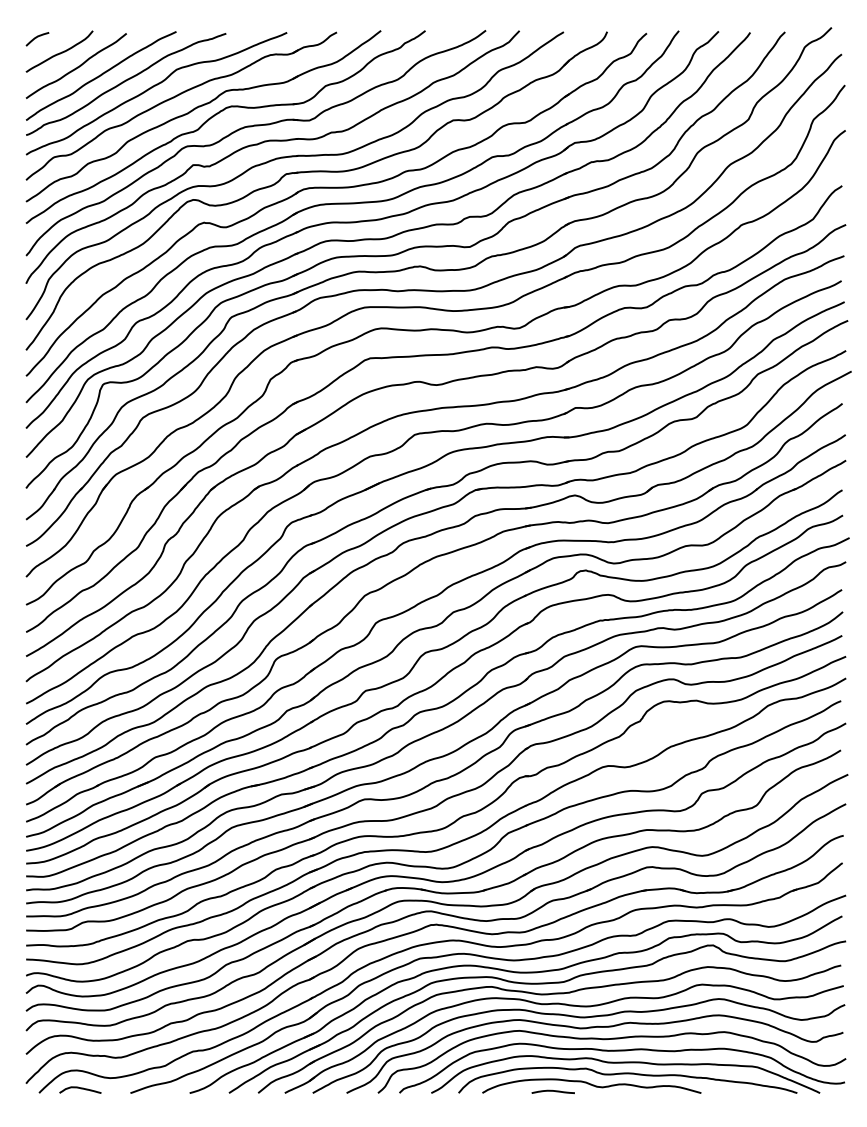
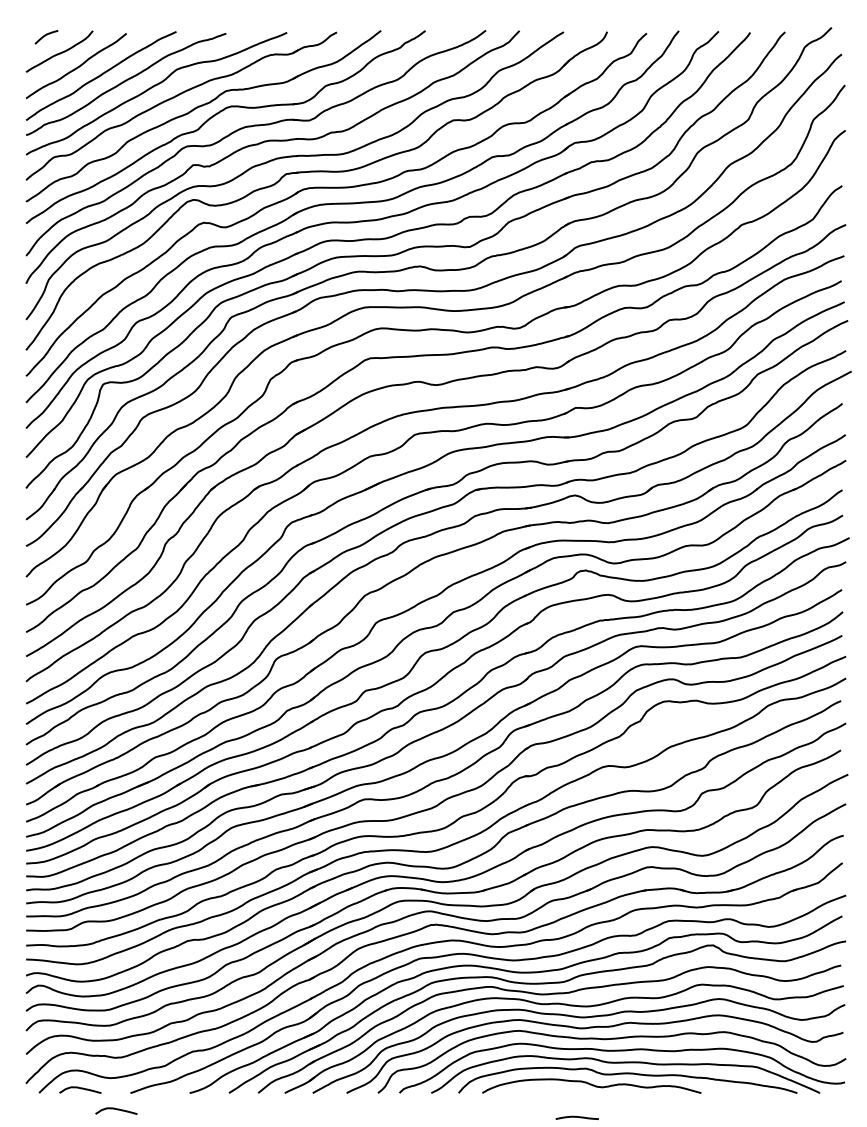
curve position: (36, 38) -> (45, 36) (45, 36)
curve position: (552, 1091) -> (576, 1117) (576, 1117)
curve: none -> present (116, 1110)
